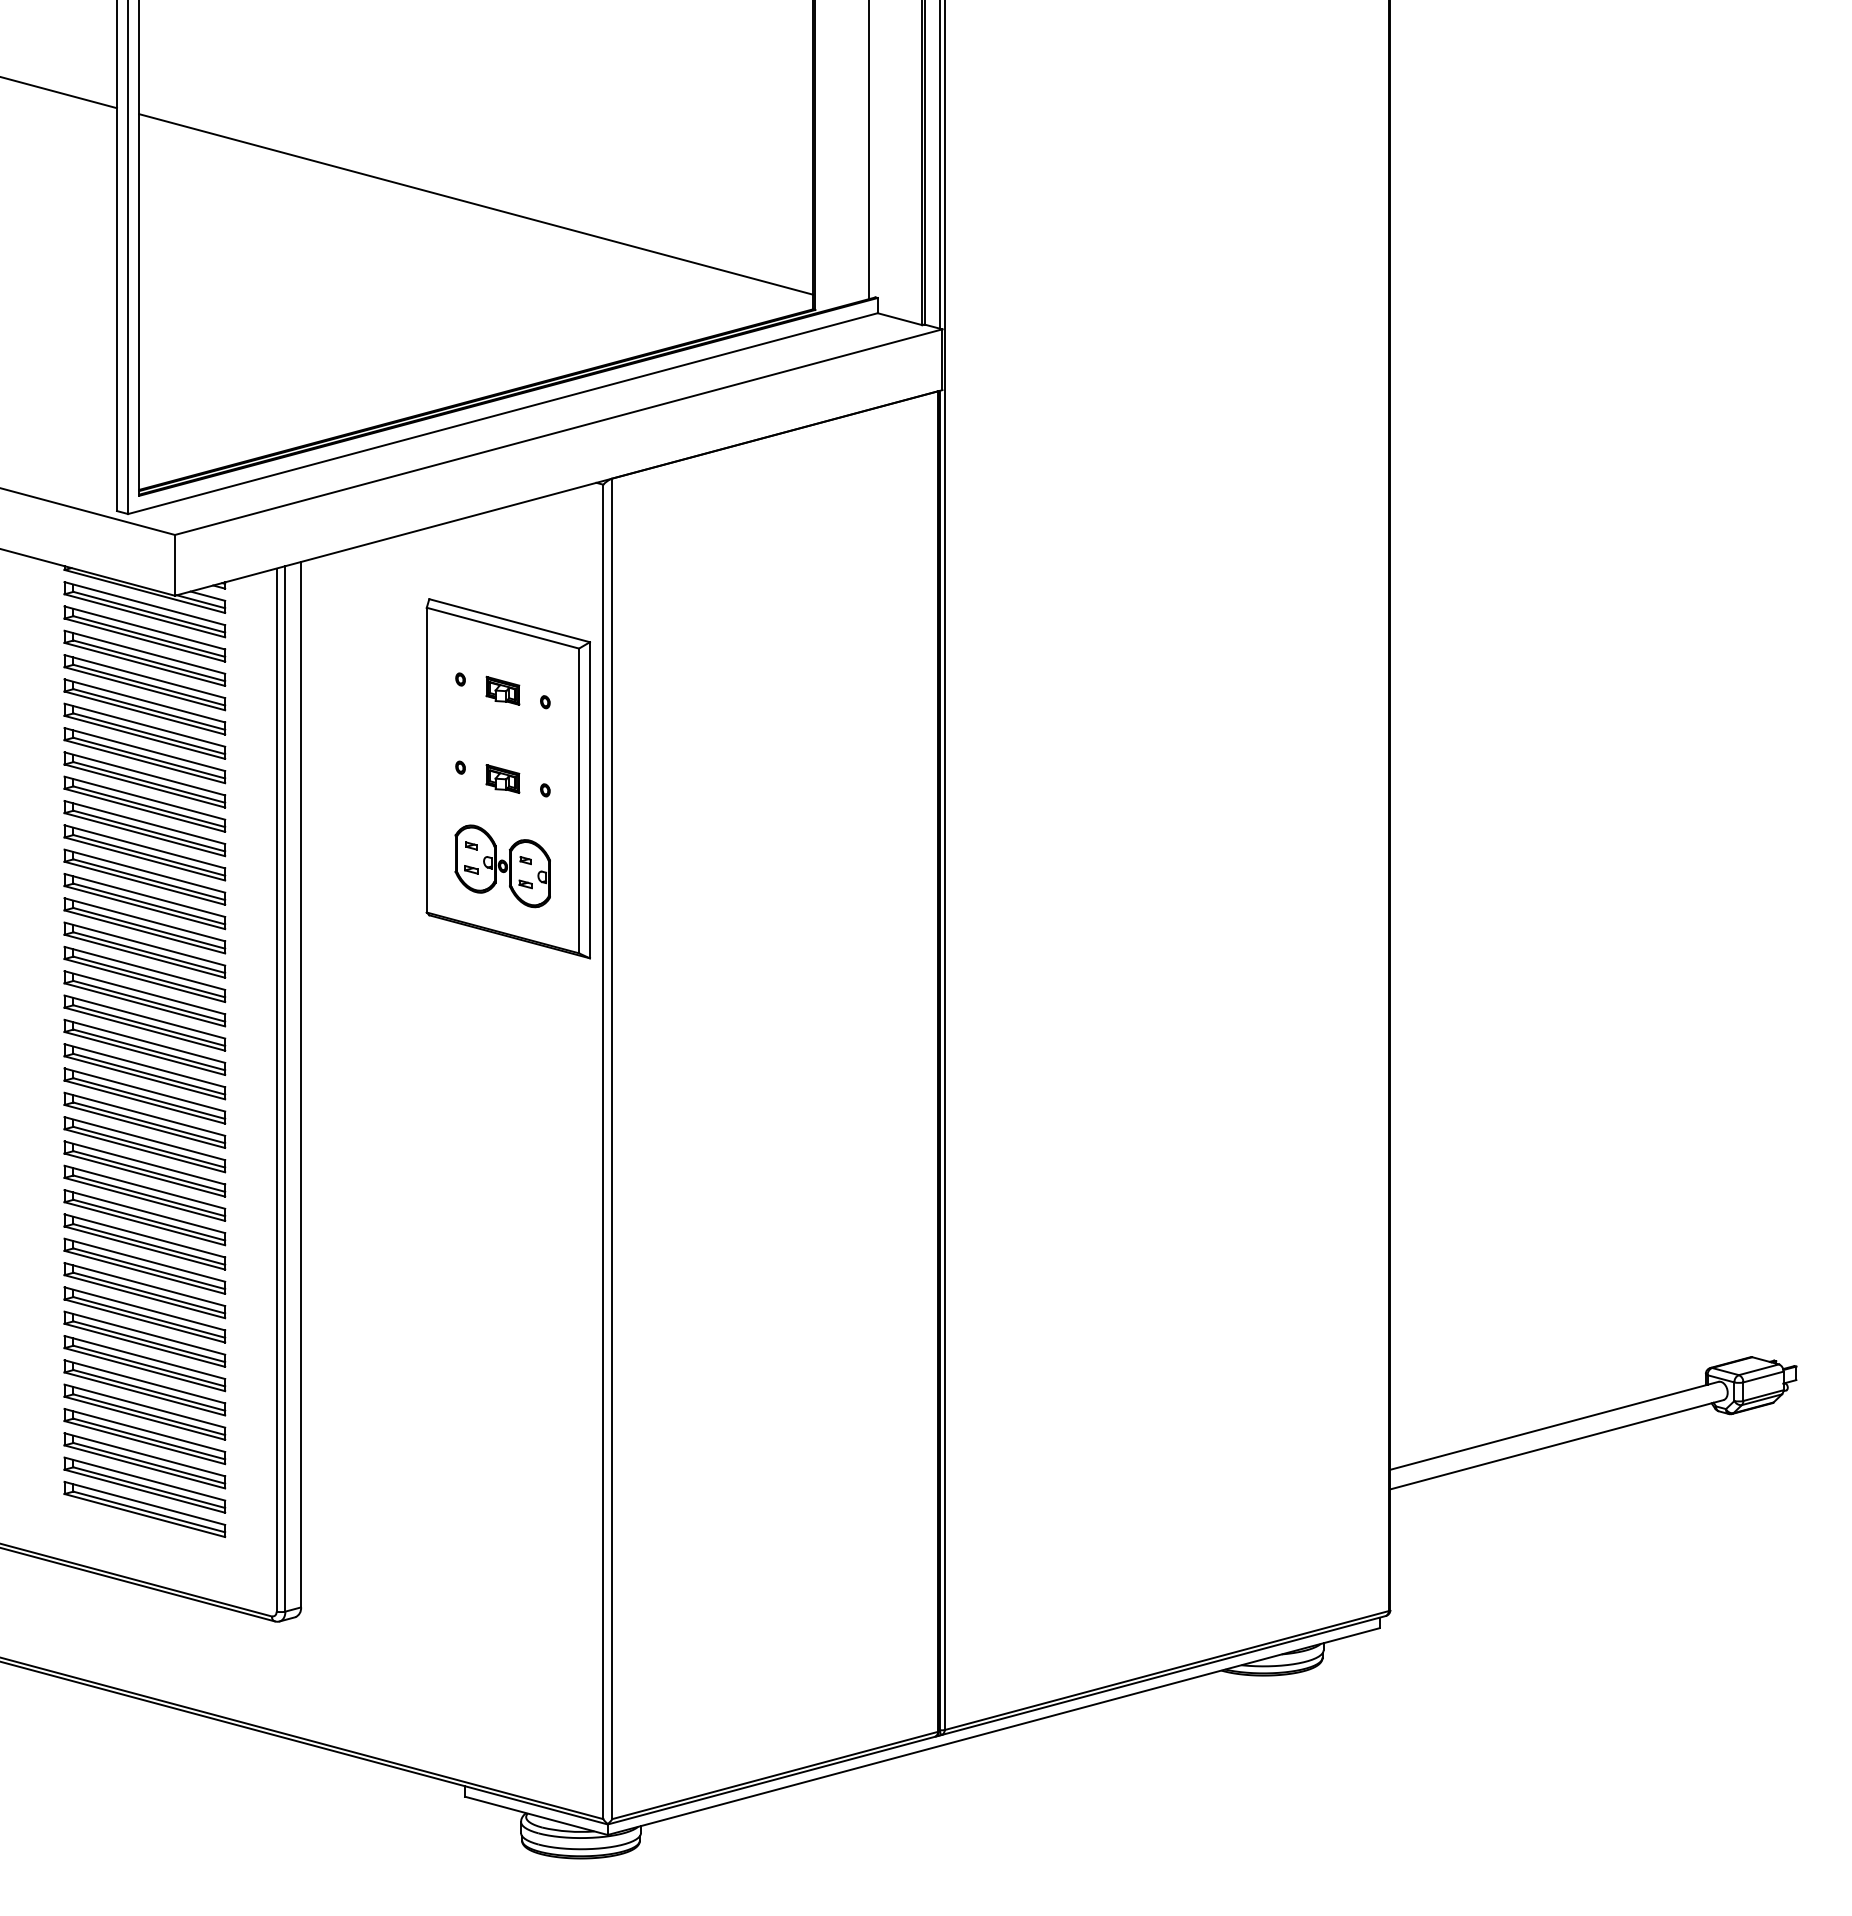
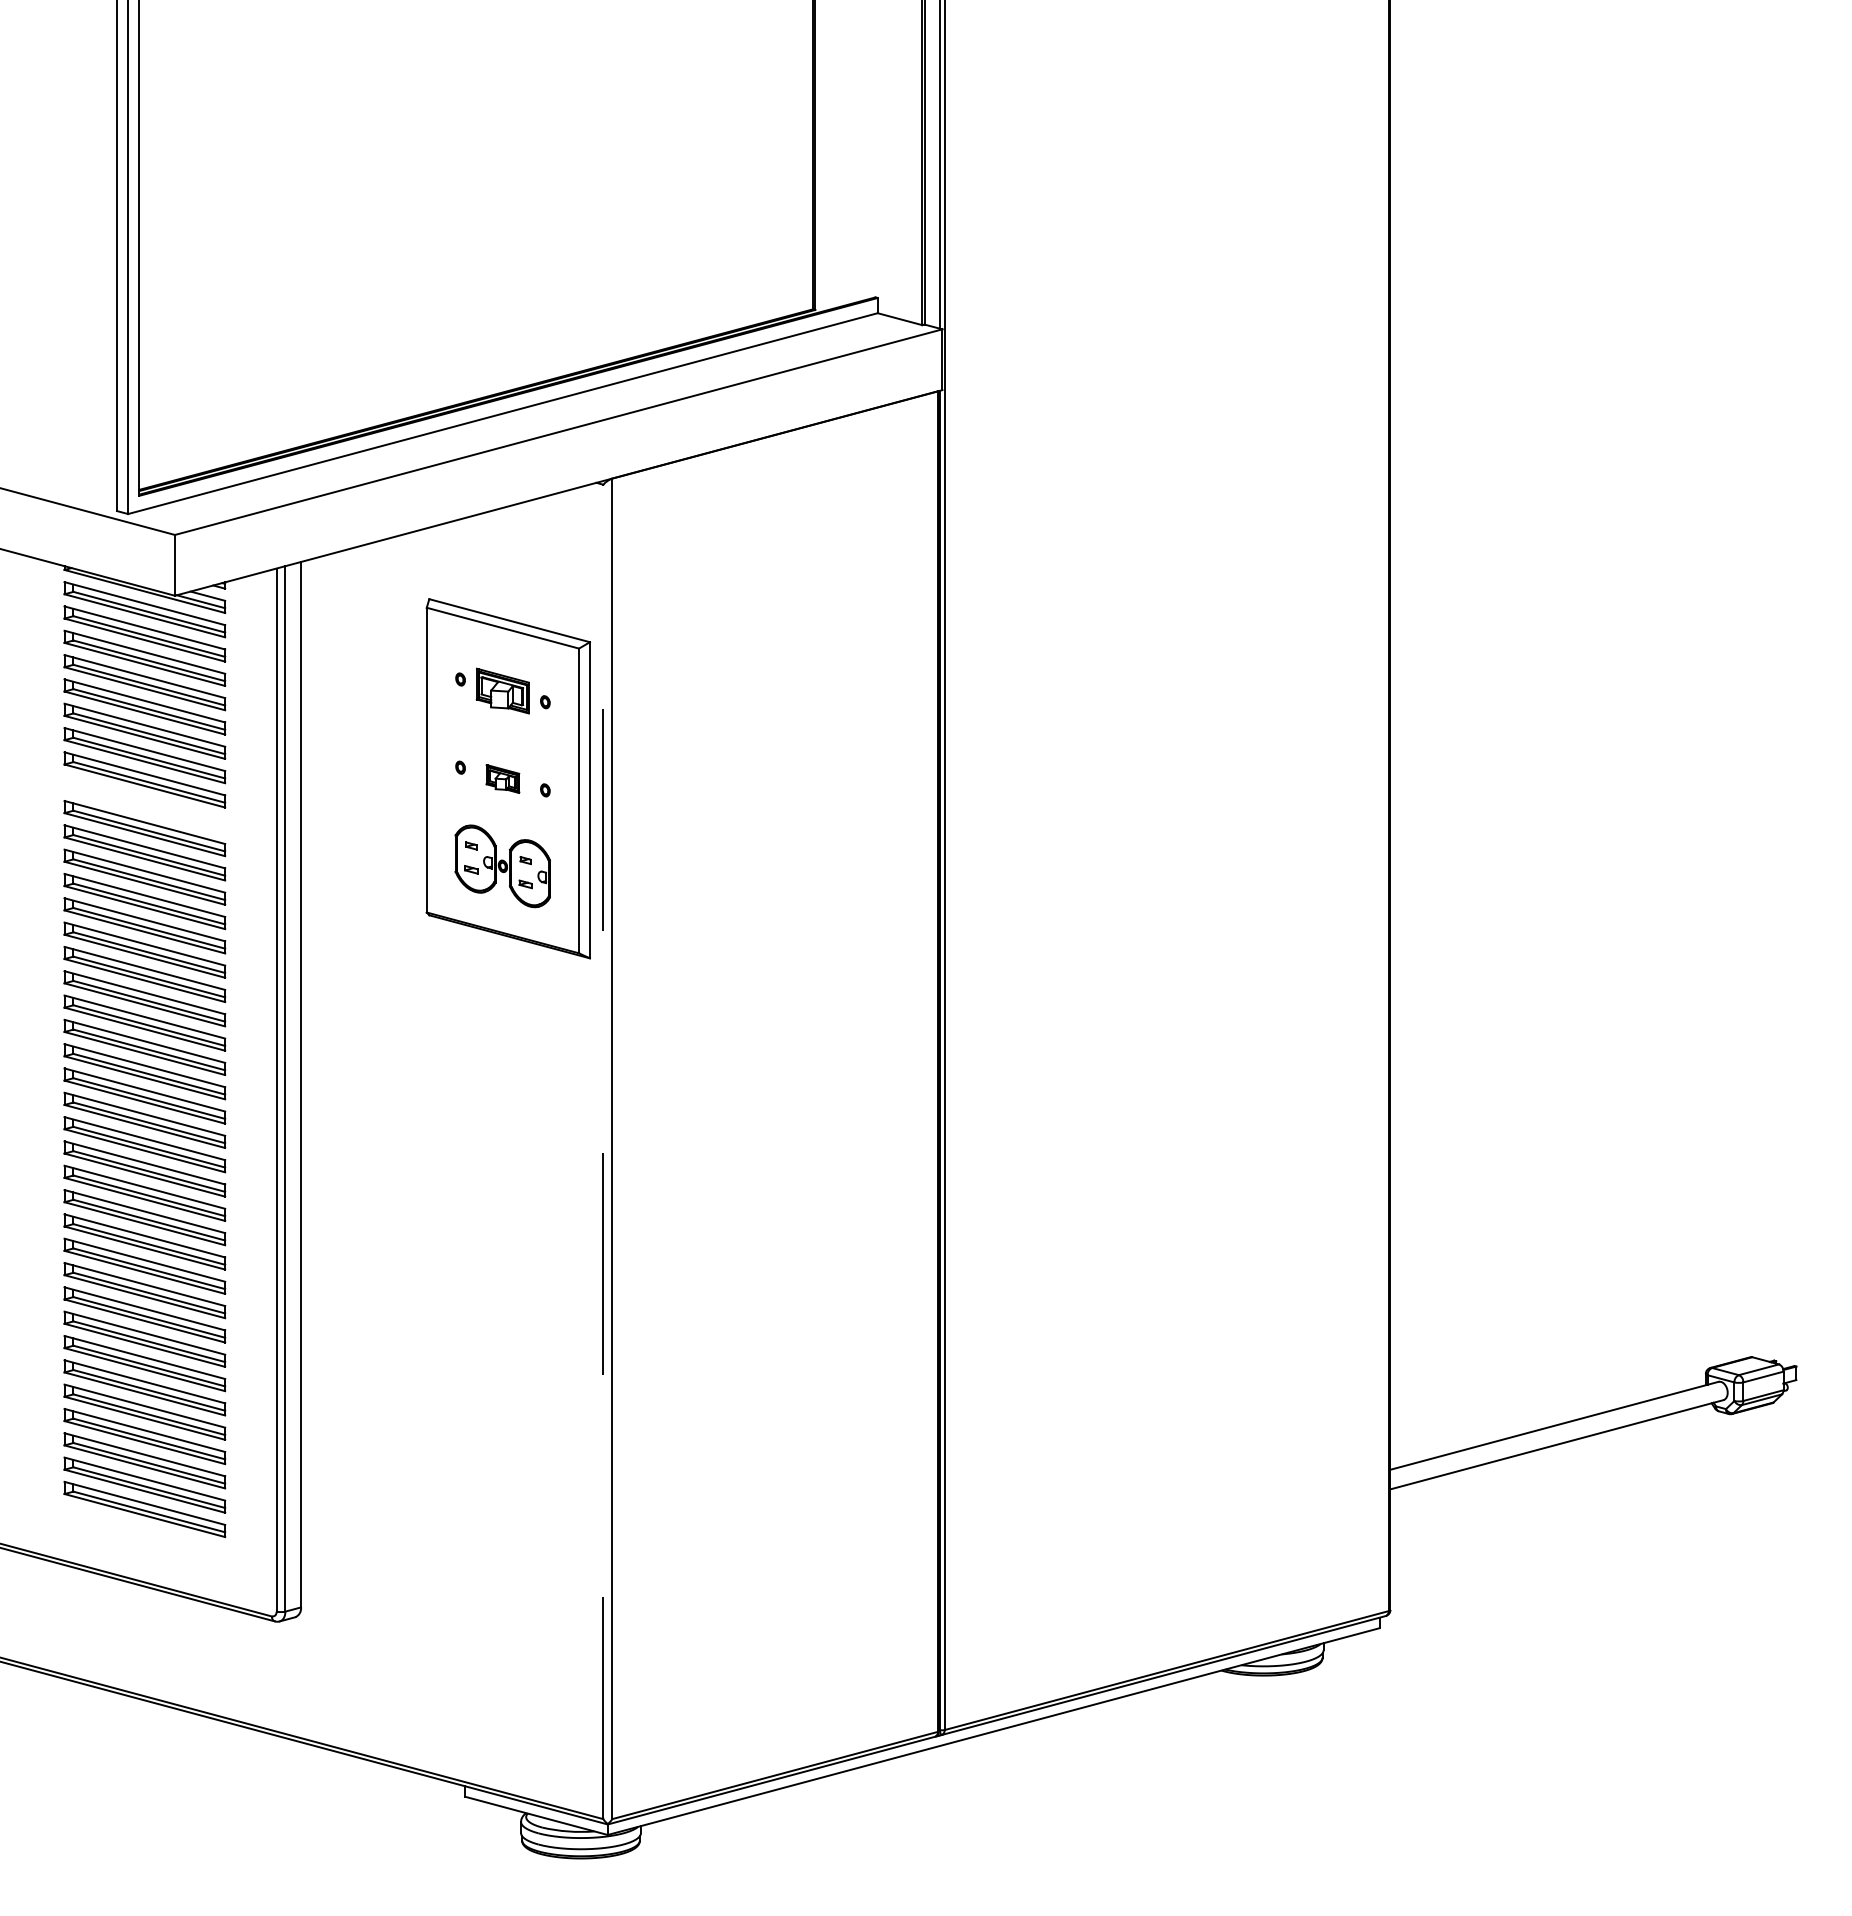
line: present -> none (59, 92)
line: present -> none (868, 150)
line: present -> none (476, 204)
part size: 36x31 px -> 55x48 px (502, 690)
part: present -> none (144, 803)
line: solid -> dashed (603, 1151)
